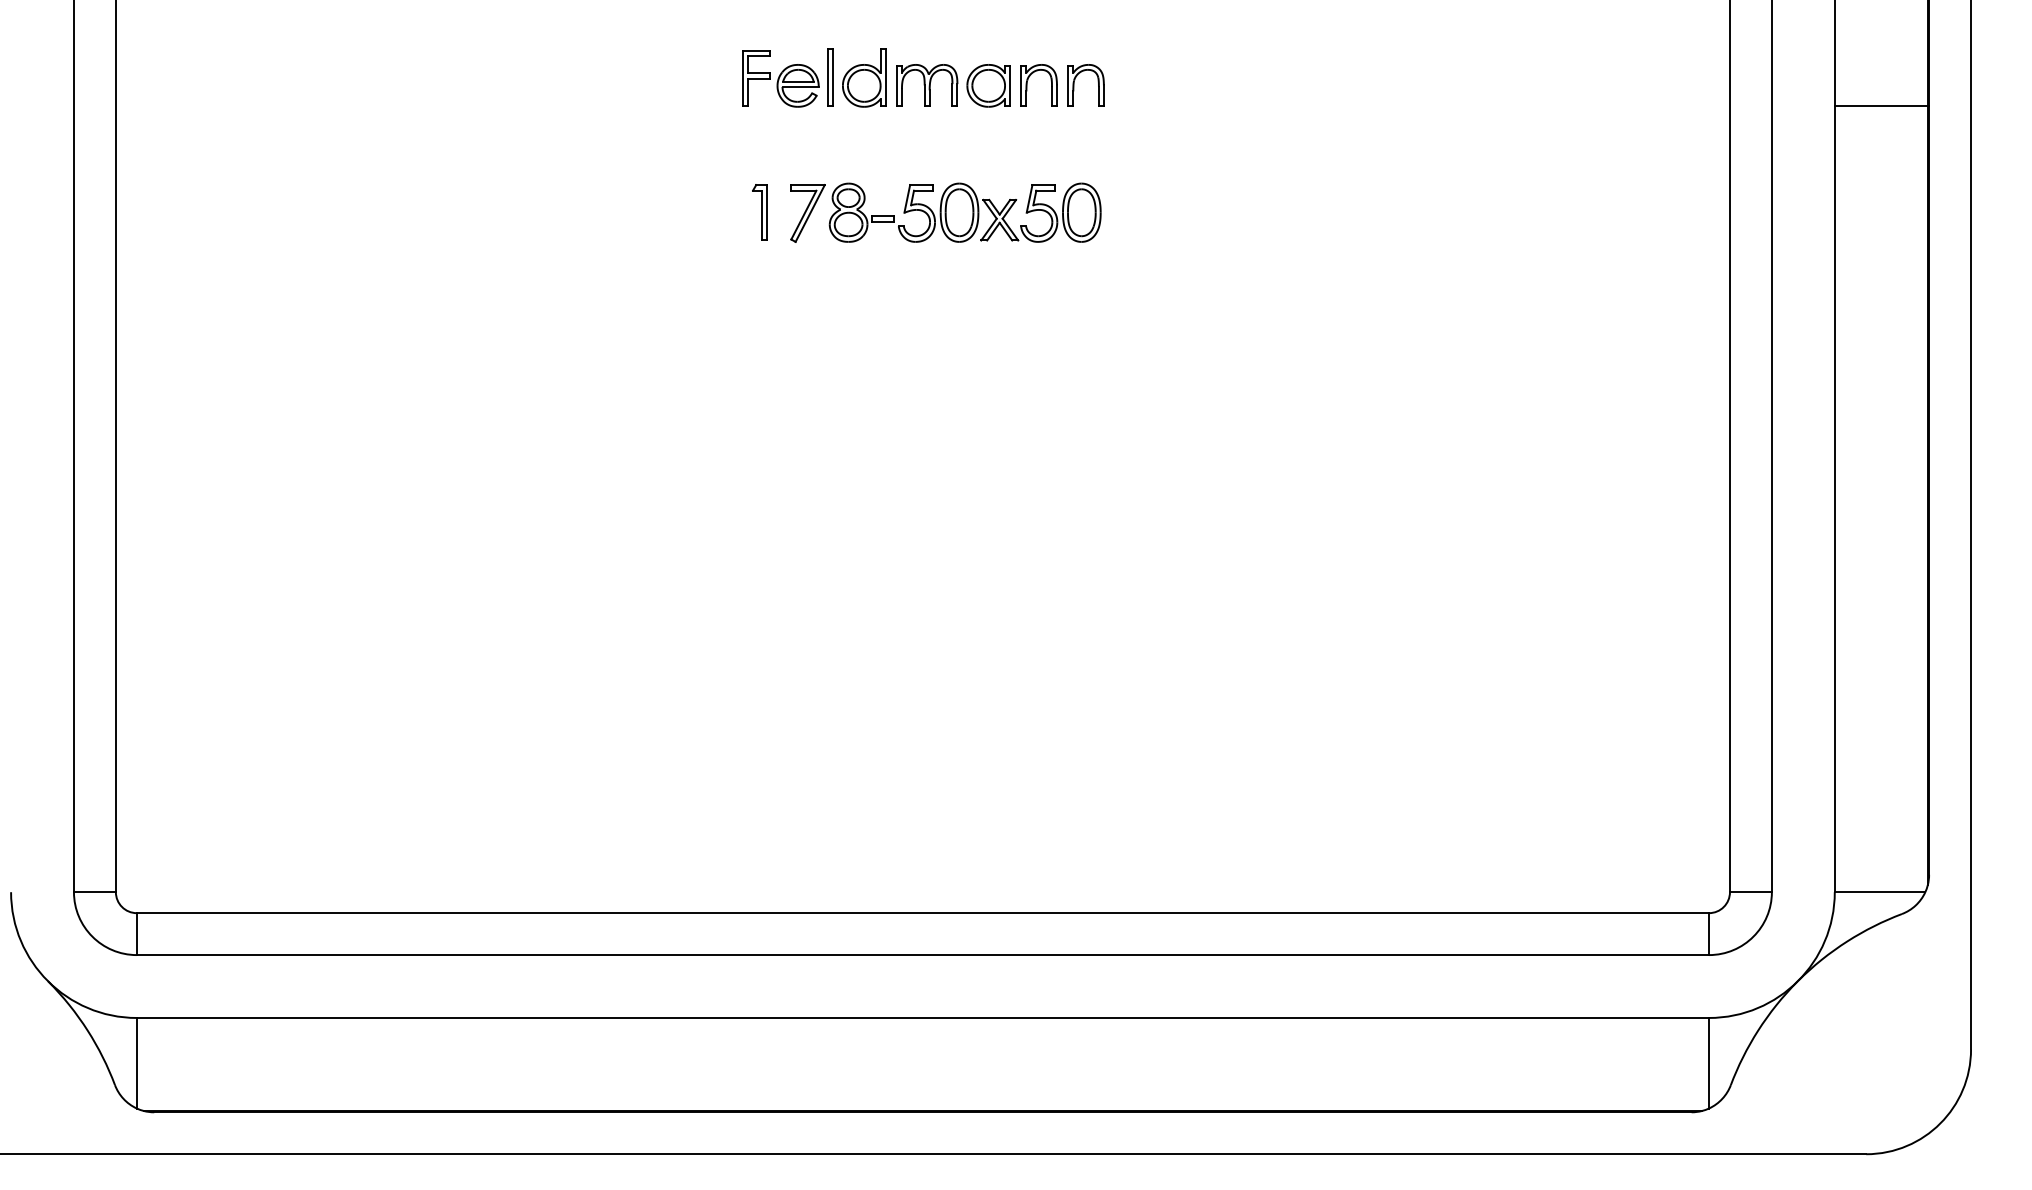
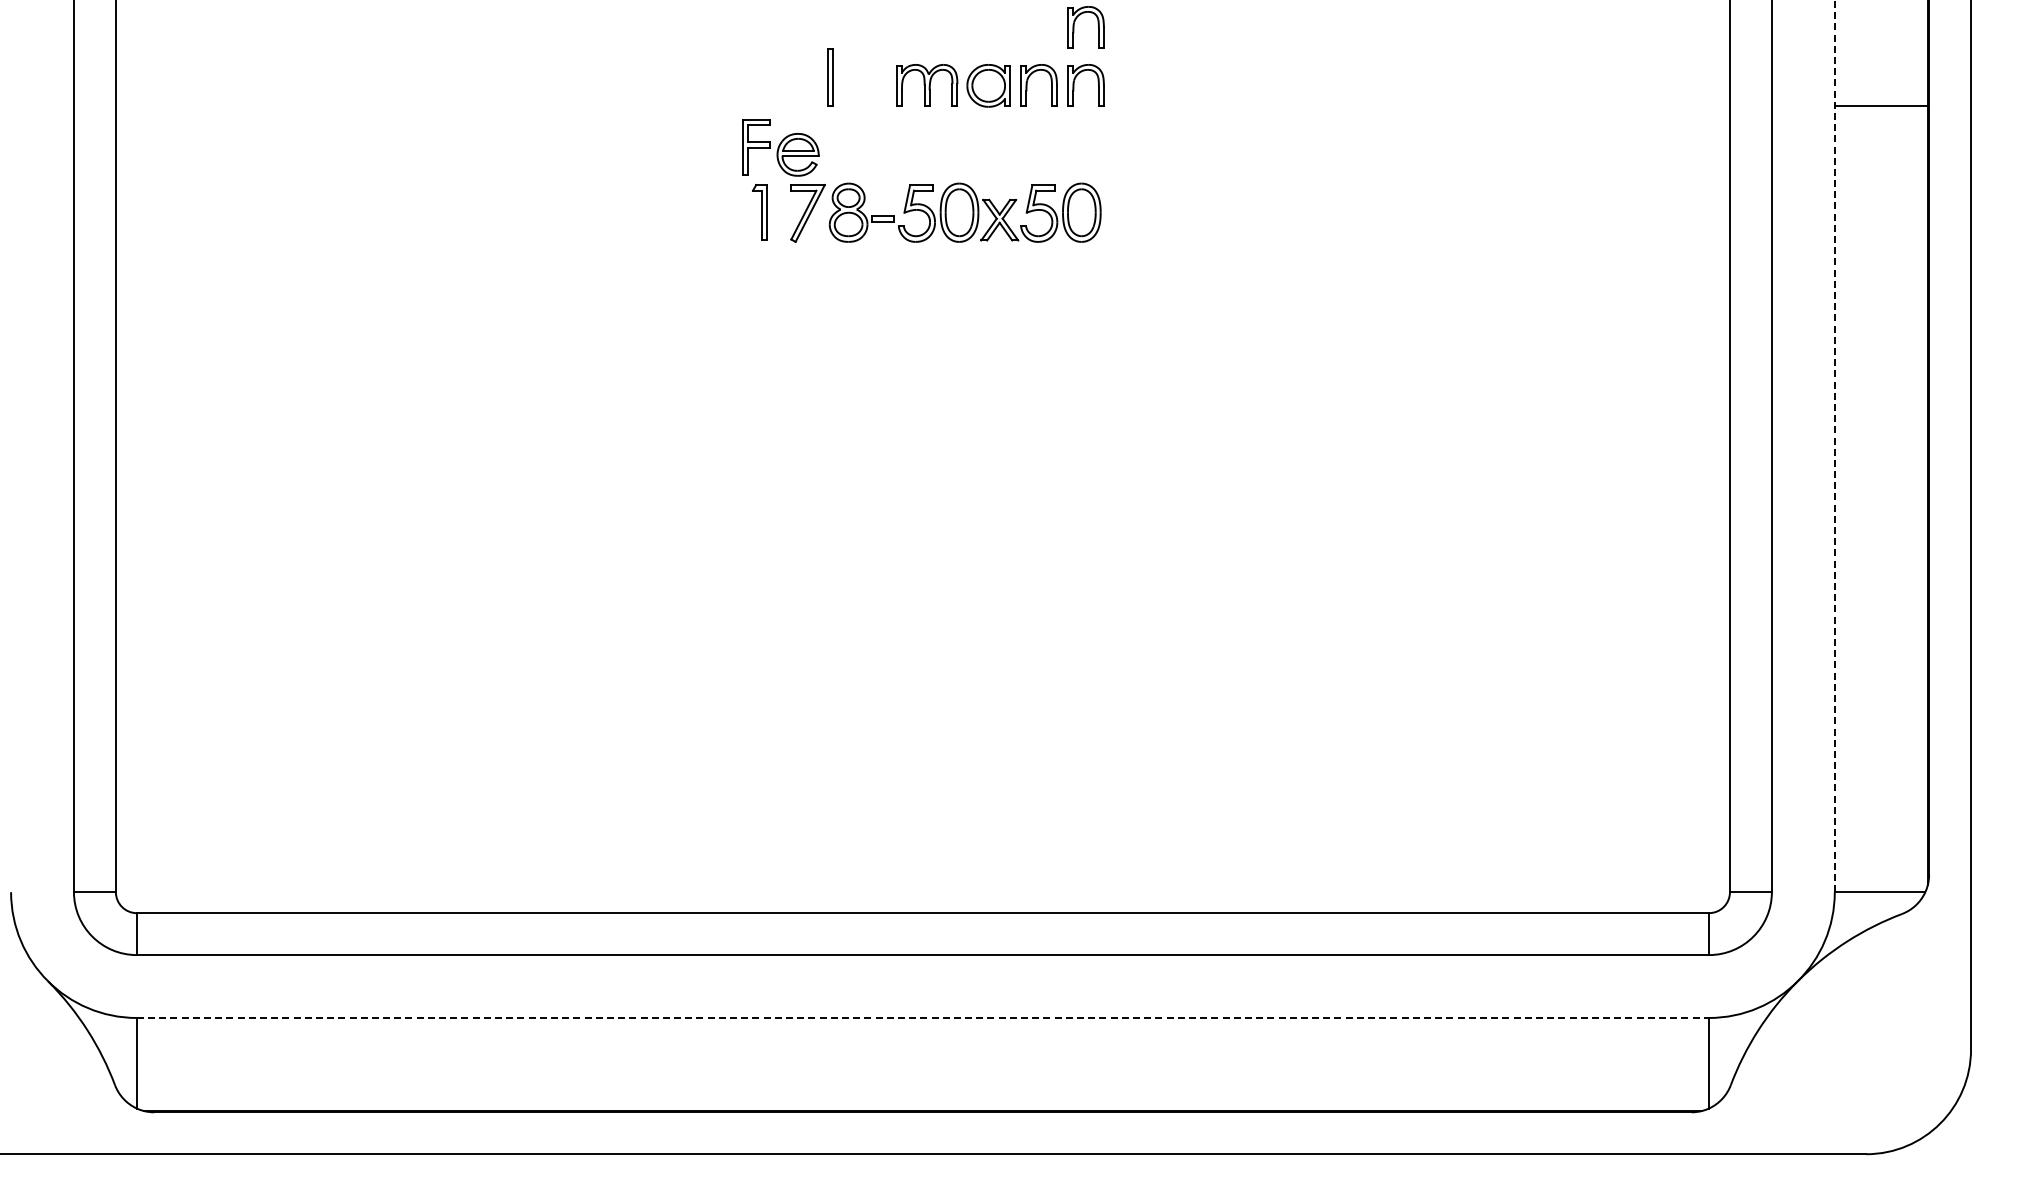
part: none -> present (1074, 27)
part: present -> none (864, 77)
part position: (780, 78) -> (780, 147) (780, 147)
line: solid -> dashed (1834, 446)
line: solid -> dashed (923, 1017)
